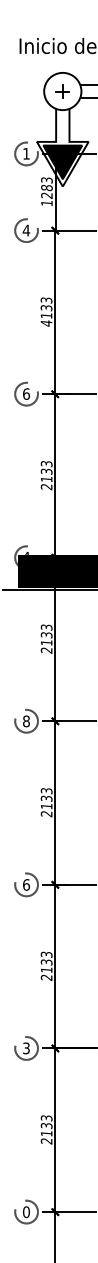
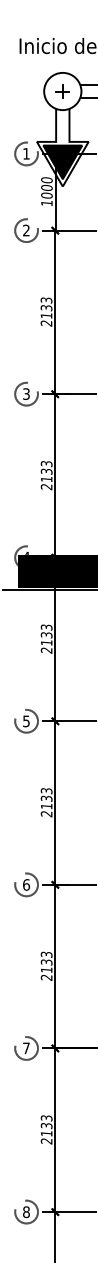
text: 1283 -> 1000 (46, 187)
text: 4 -> 2 (26, 230)
text: 4133 -> 2133 (46, 323)
text: 6 -> 3 (26, 393)
text: 8 -> 5 (26, 721)
text: 3 -> 7 (26, 1048)
text: 0 -> 8 (26, 1211)
